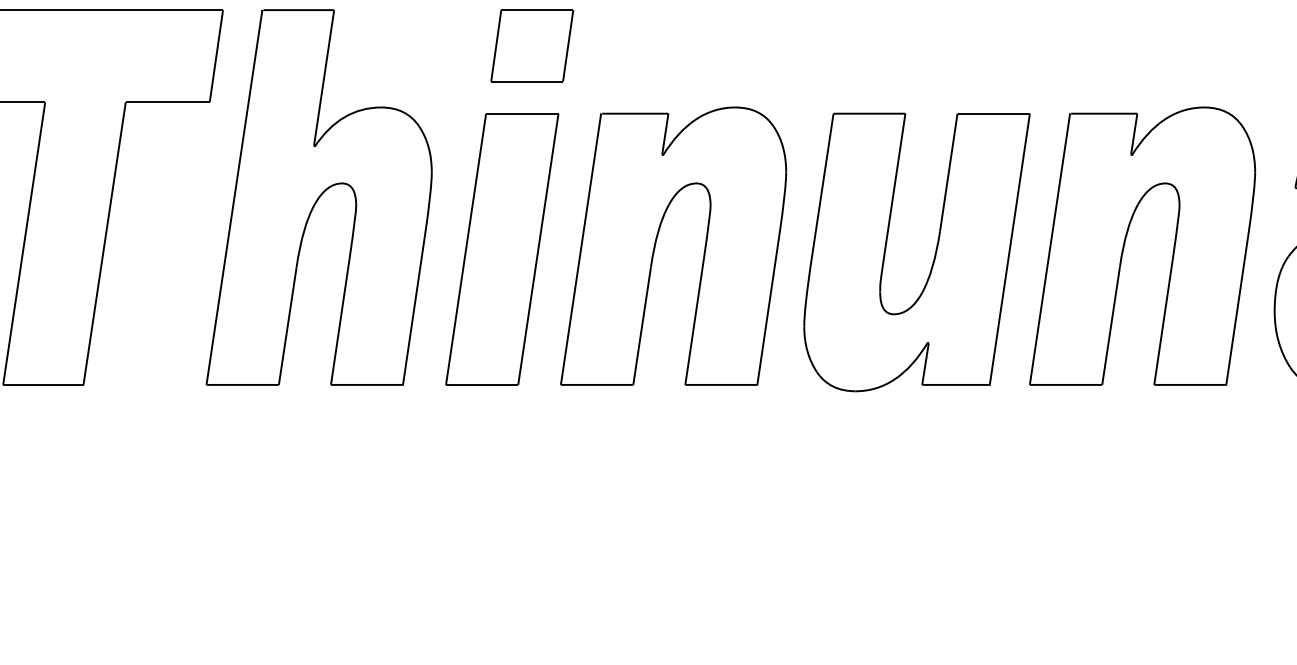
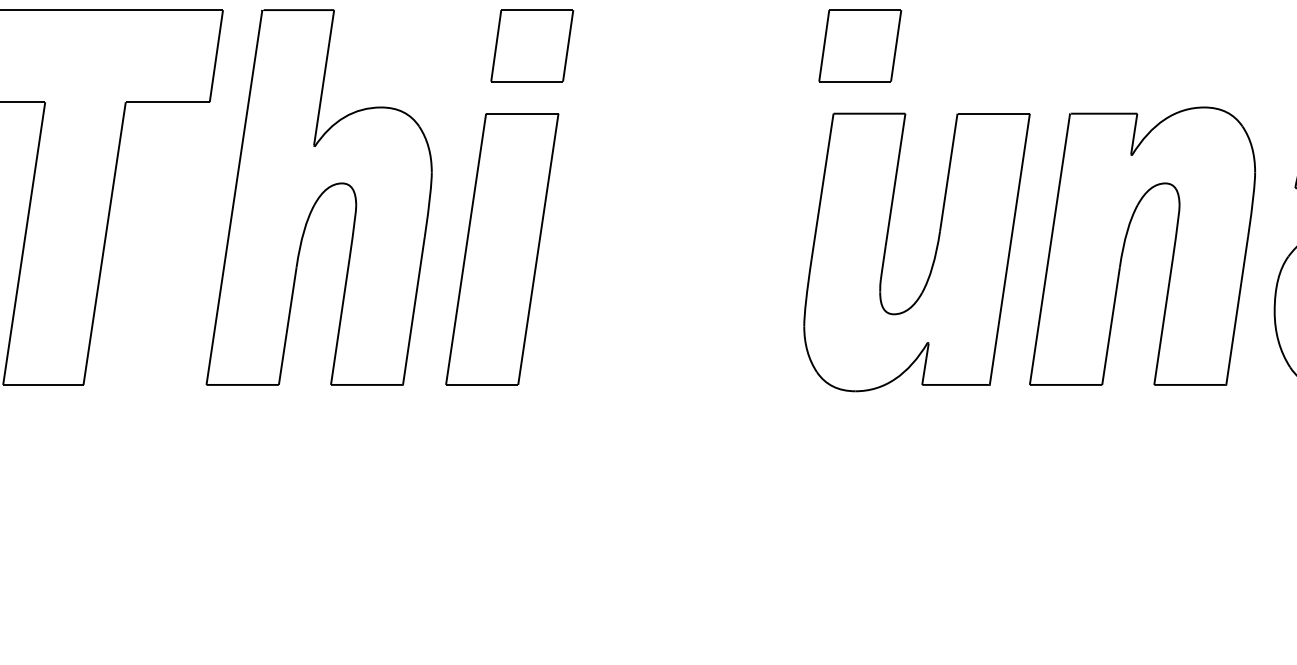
part: none -> present (860, 45)
part: present -> none (656, 244)
